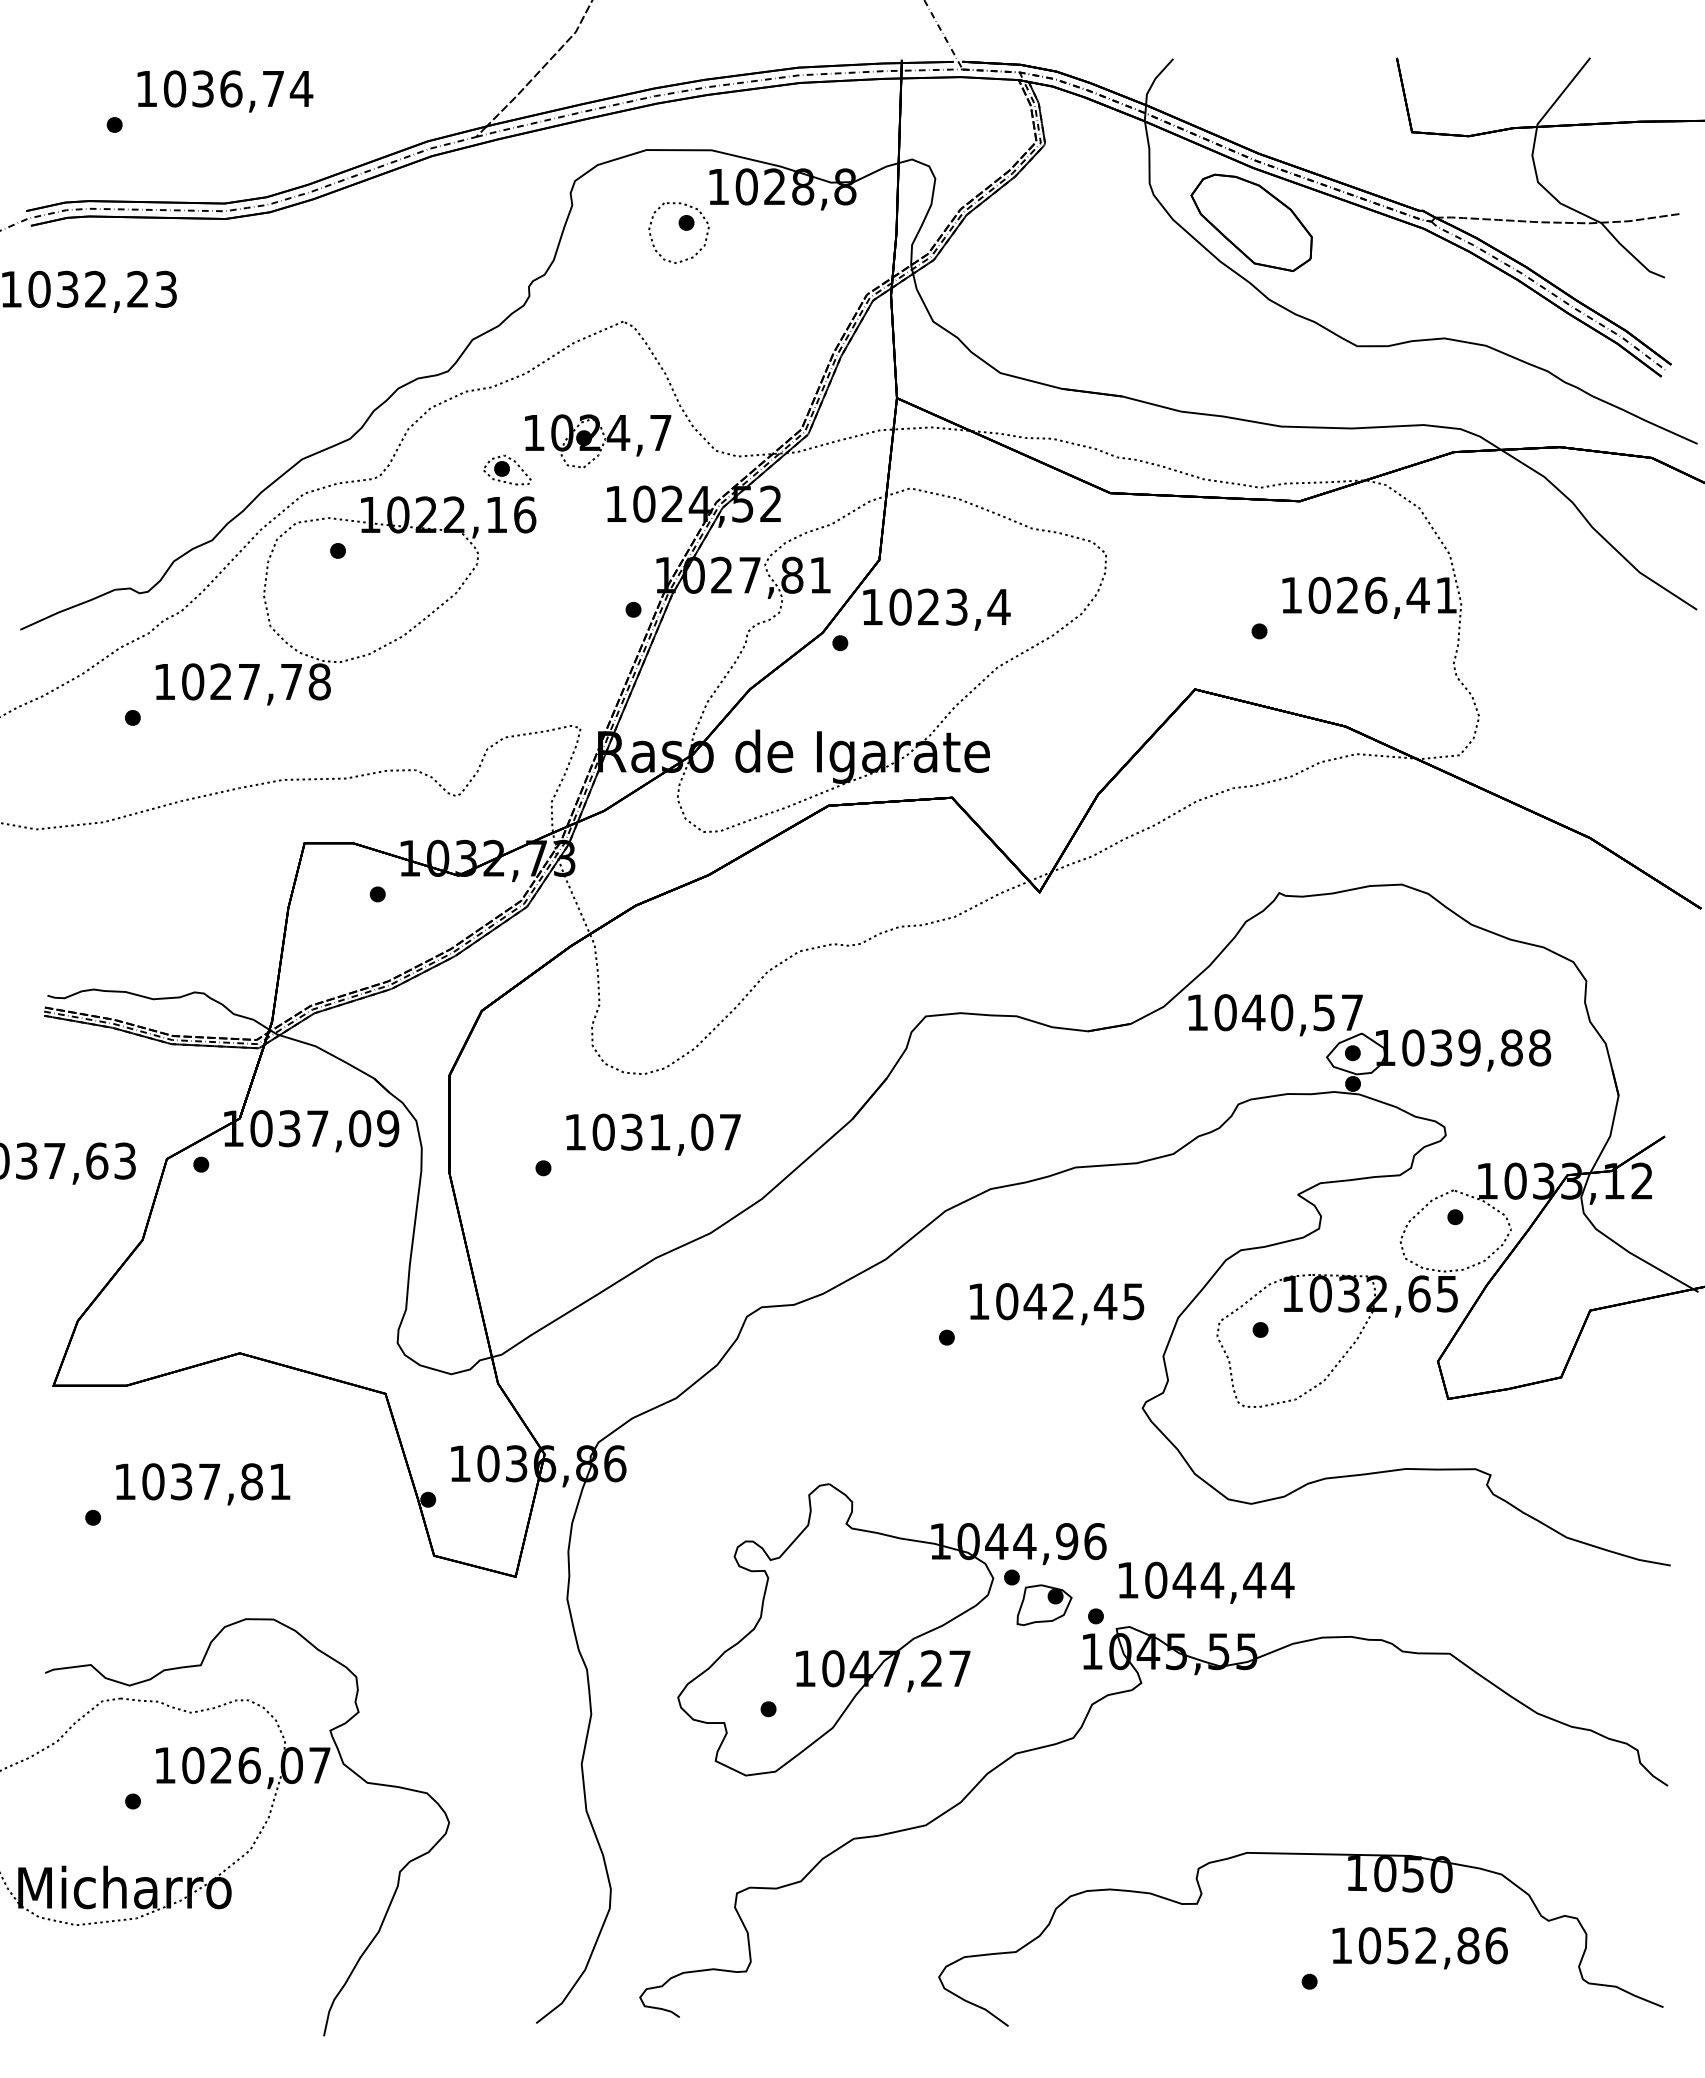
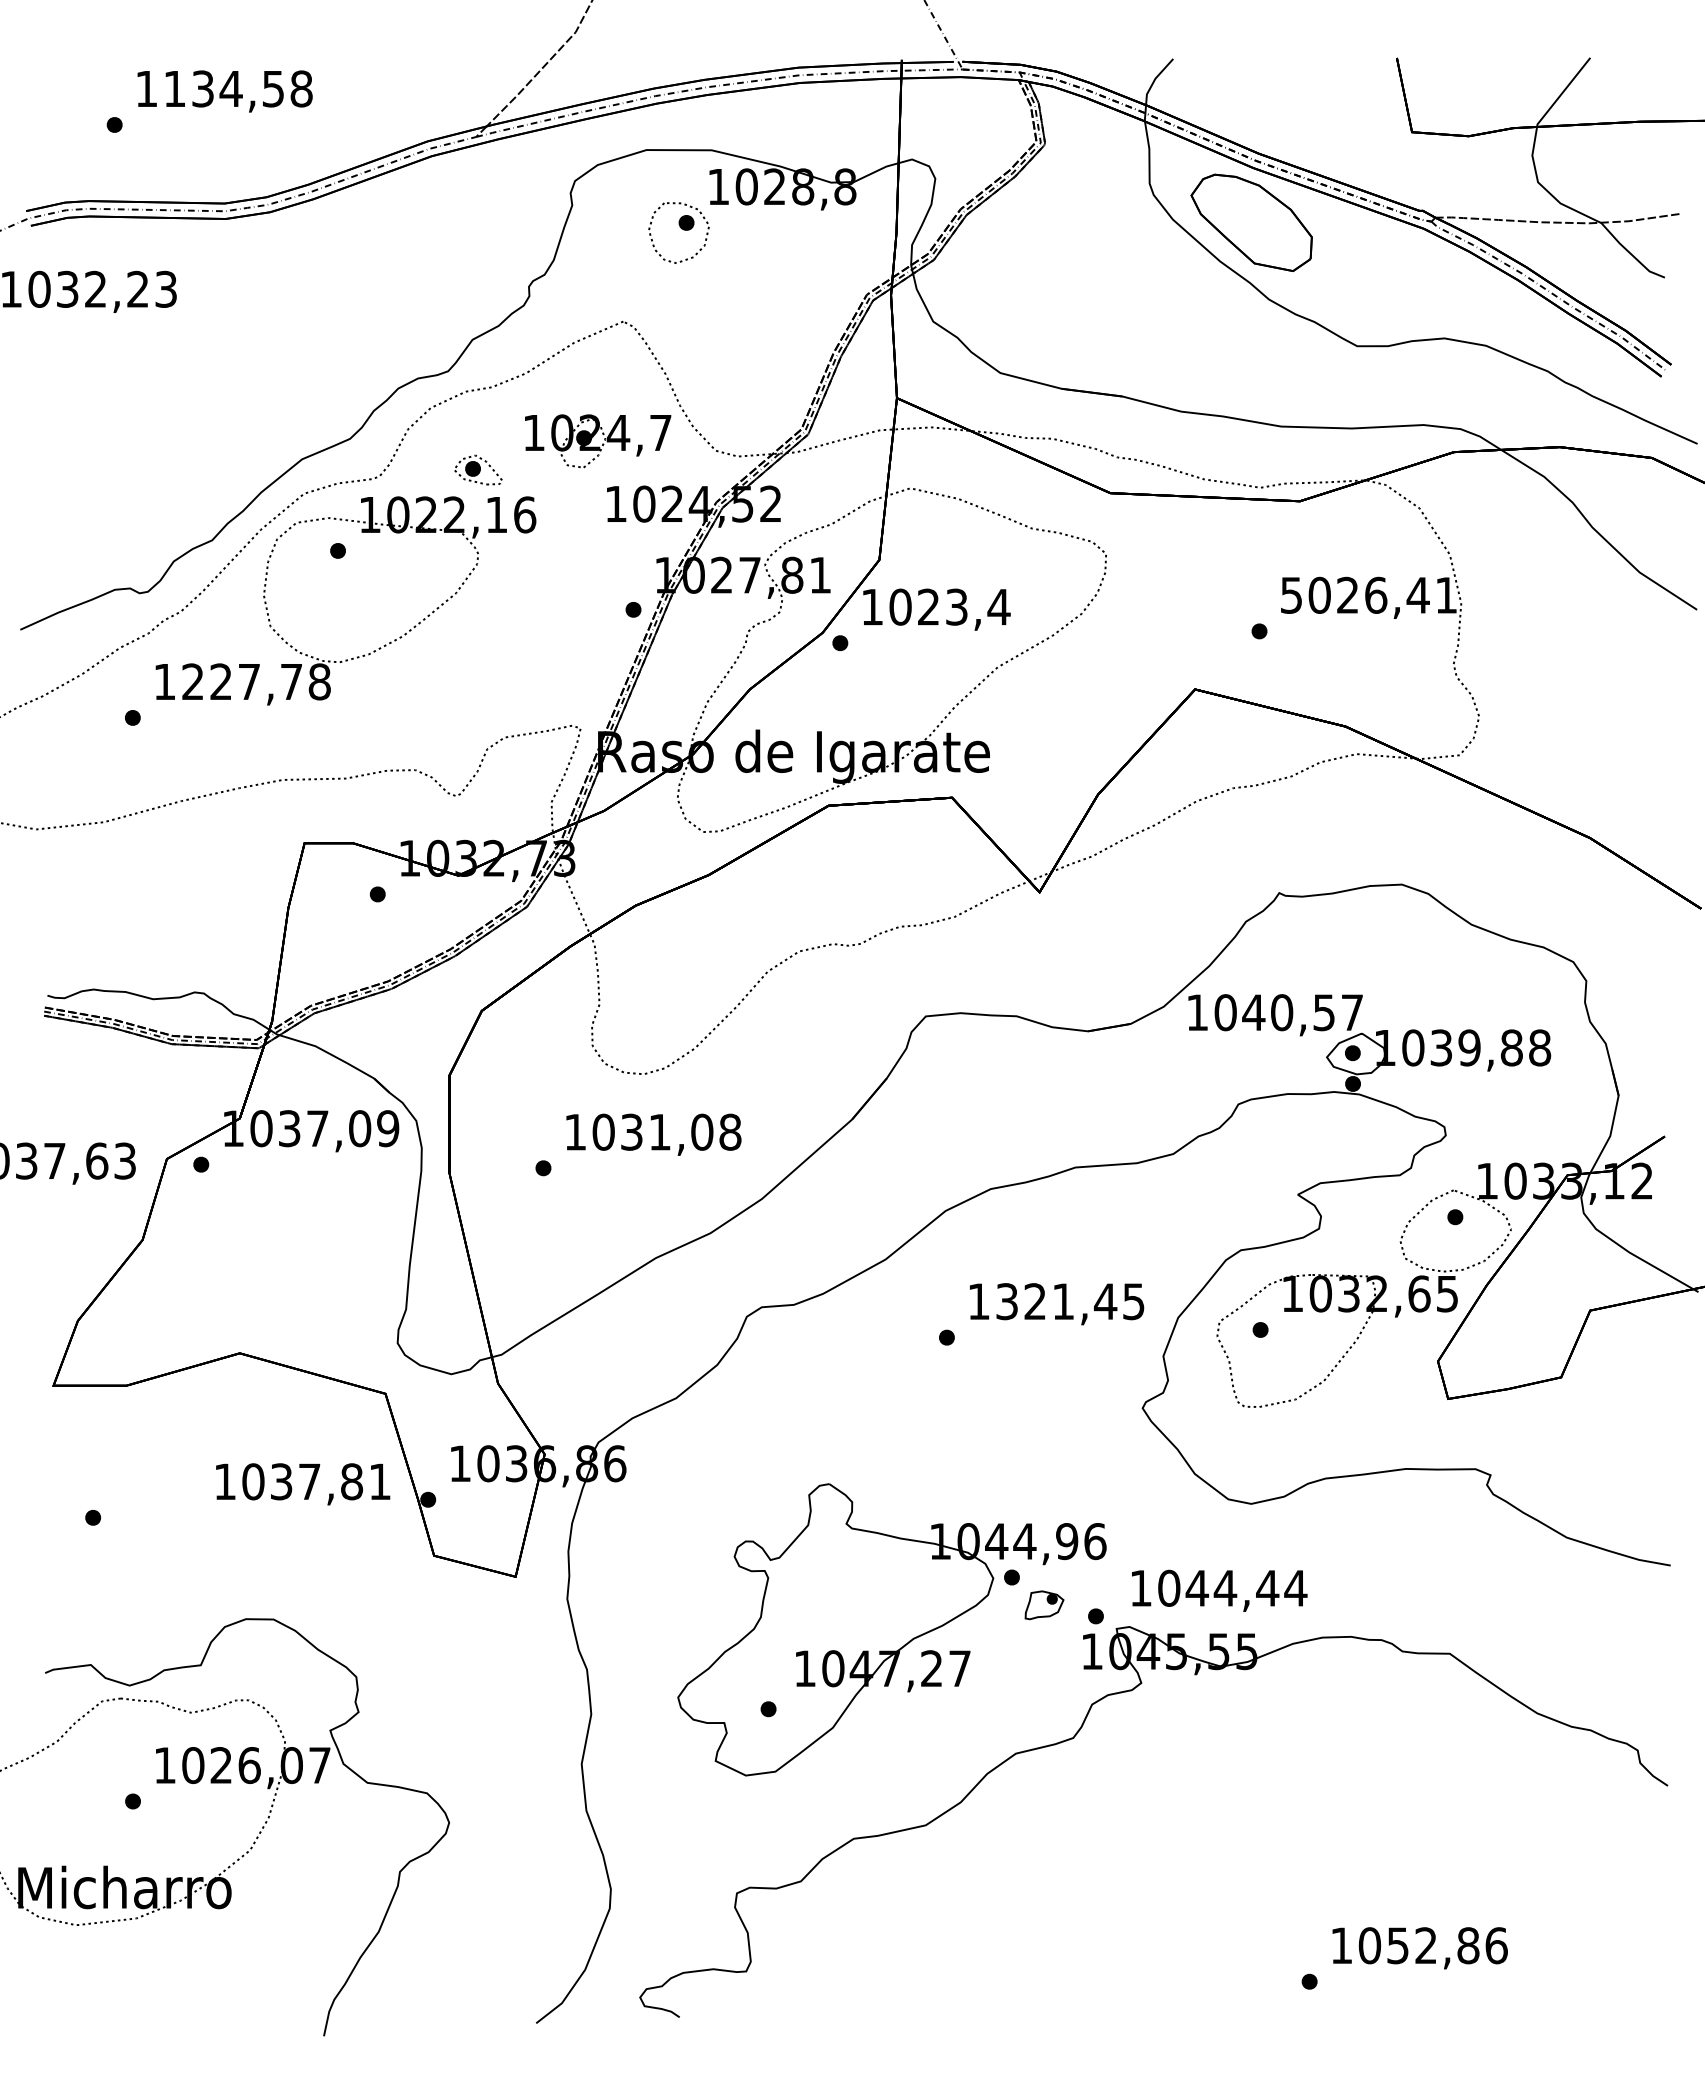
text: 1036,74 -> 1134,58 (238, 88)
part position: (507, 469) -> (478, 469) (478, 469)
text: 1026,41 -> 5026,41 (1291, 595)
text: 1027,78 -> 1227,78 (193, 681)
text: 1031,07 -> 1031,08 (730, 1131)
text: 1042,45 -> 1321,45 (1034, 1301)
text position: (203, 1484) -> (303, 1484) (303, 1484)
text position: (1206, 1582) -> (1219, 1590) (1219, 1590)
part size: 57x43 px -> 41x31 px (1044, 1605)
part: present -> none (1348, 1890)
